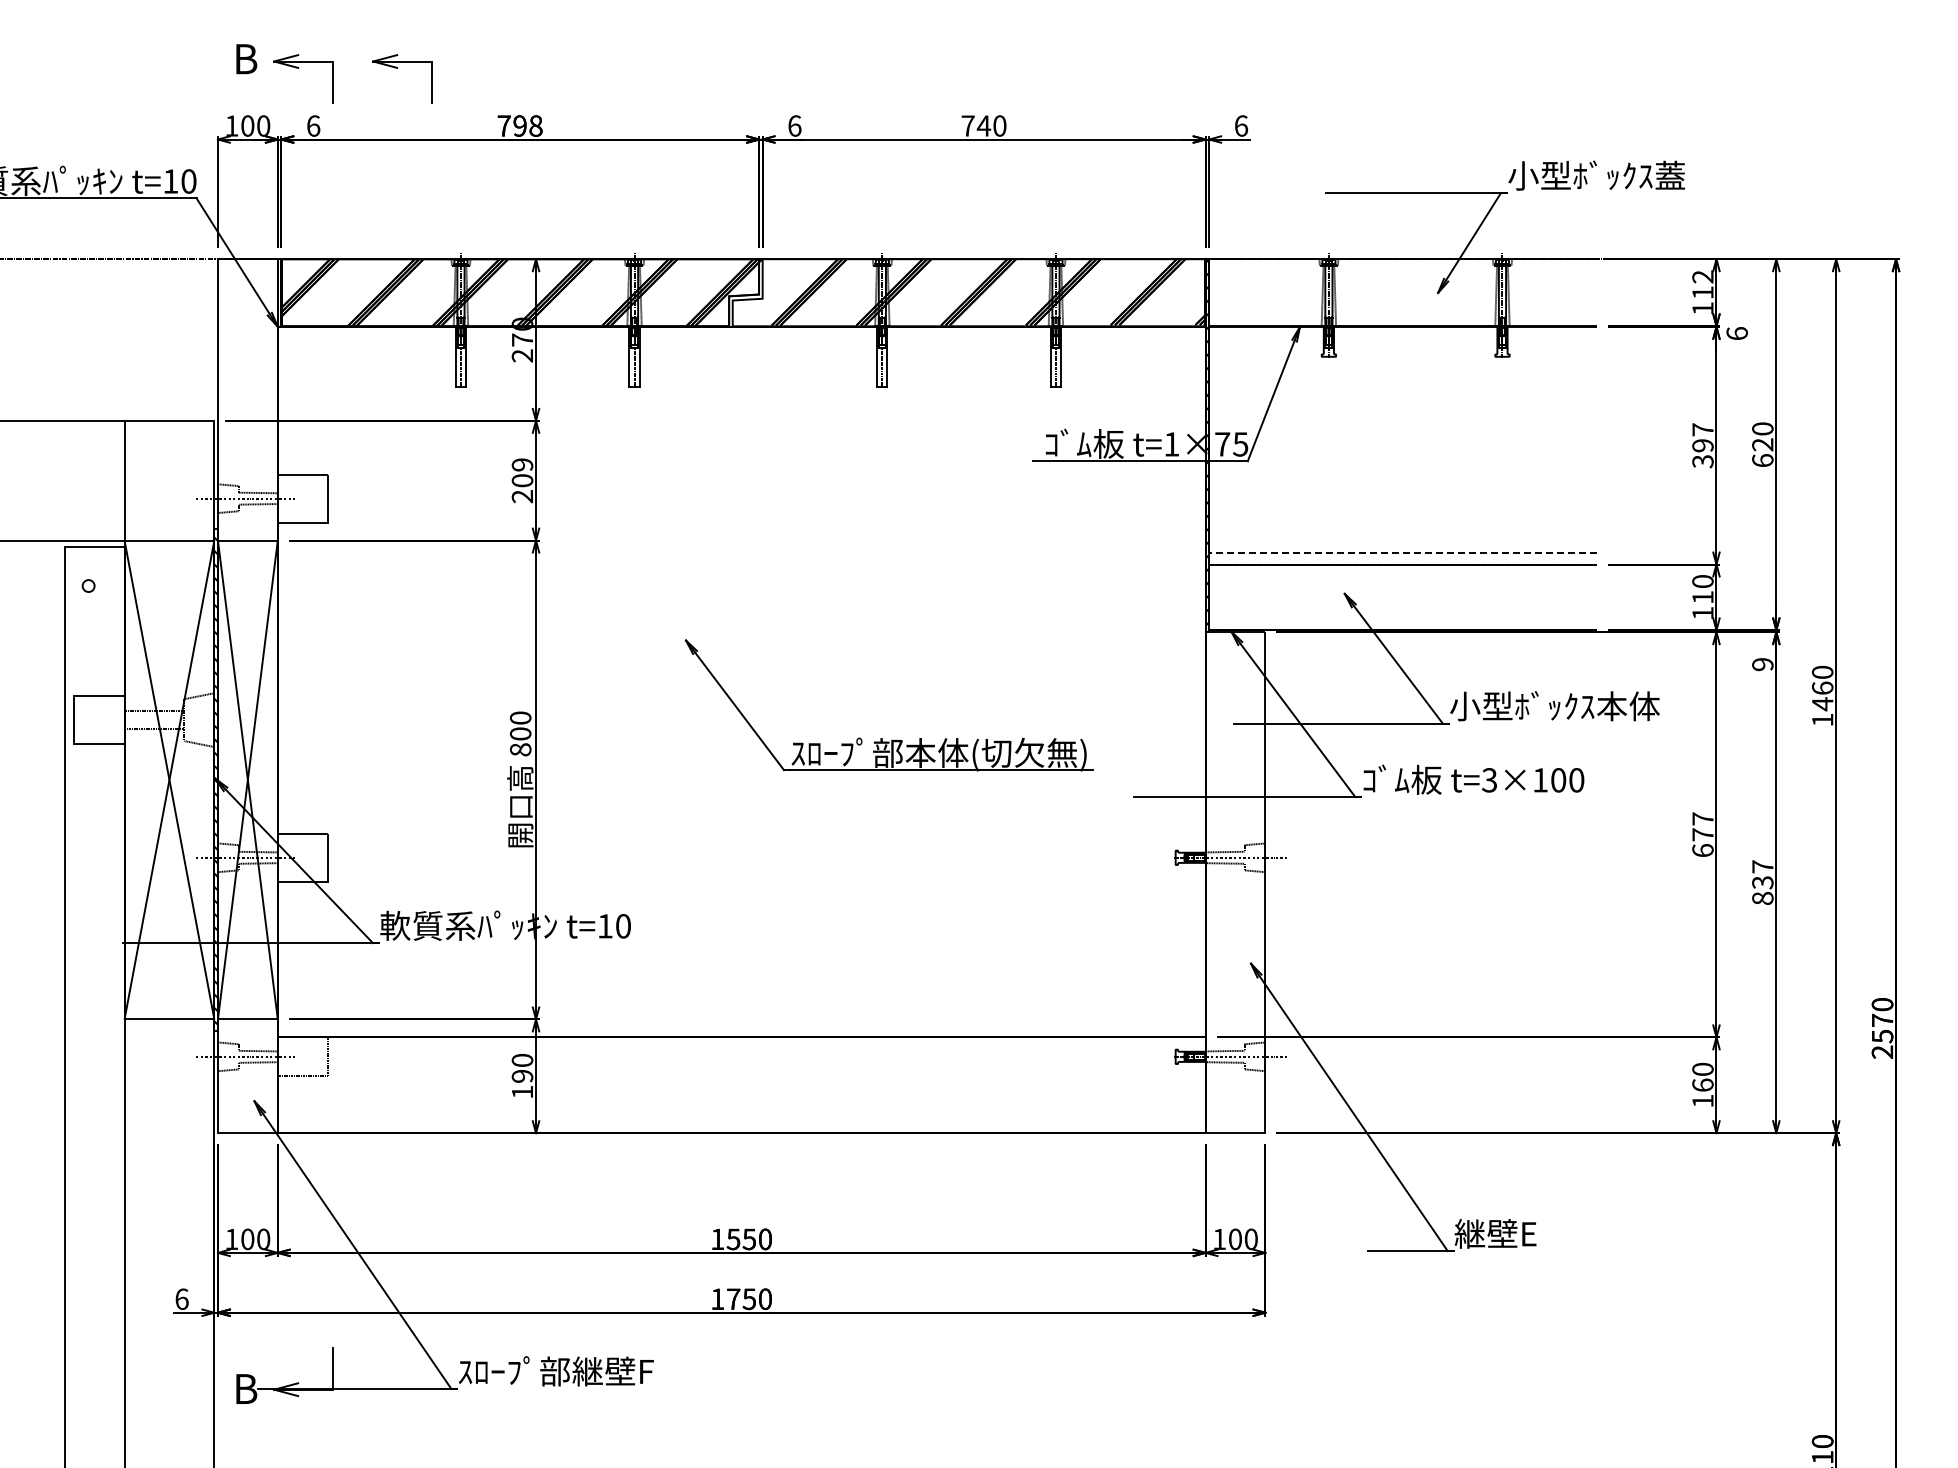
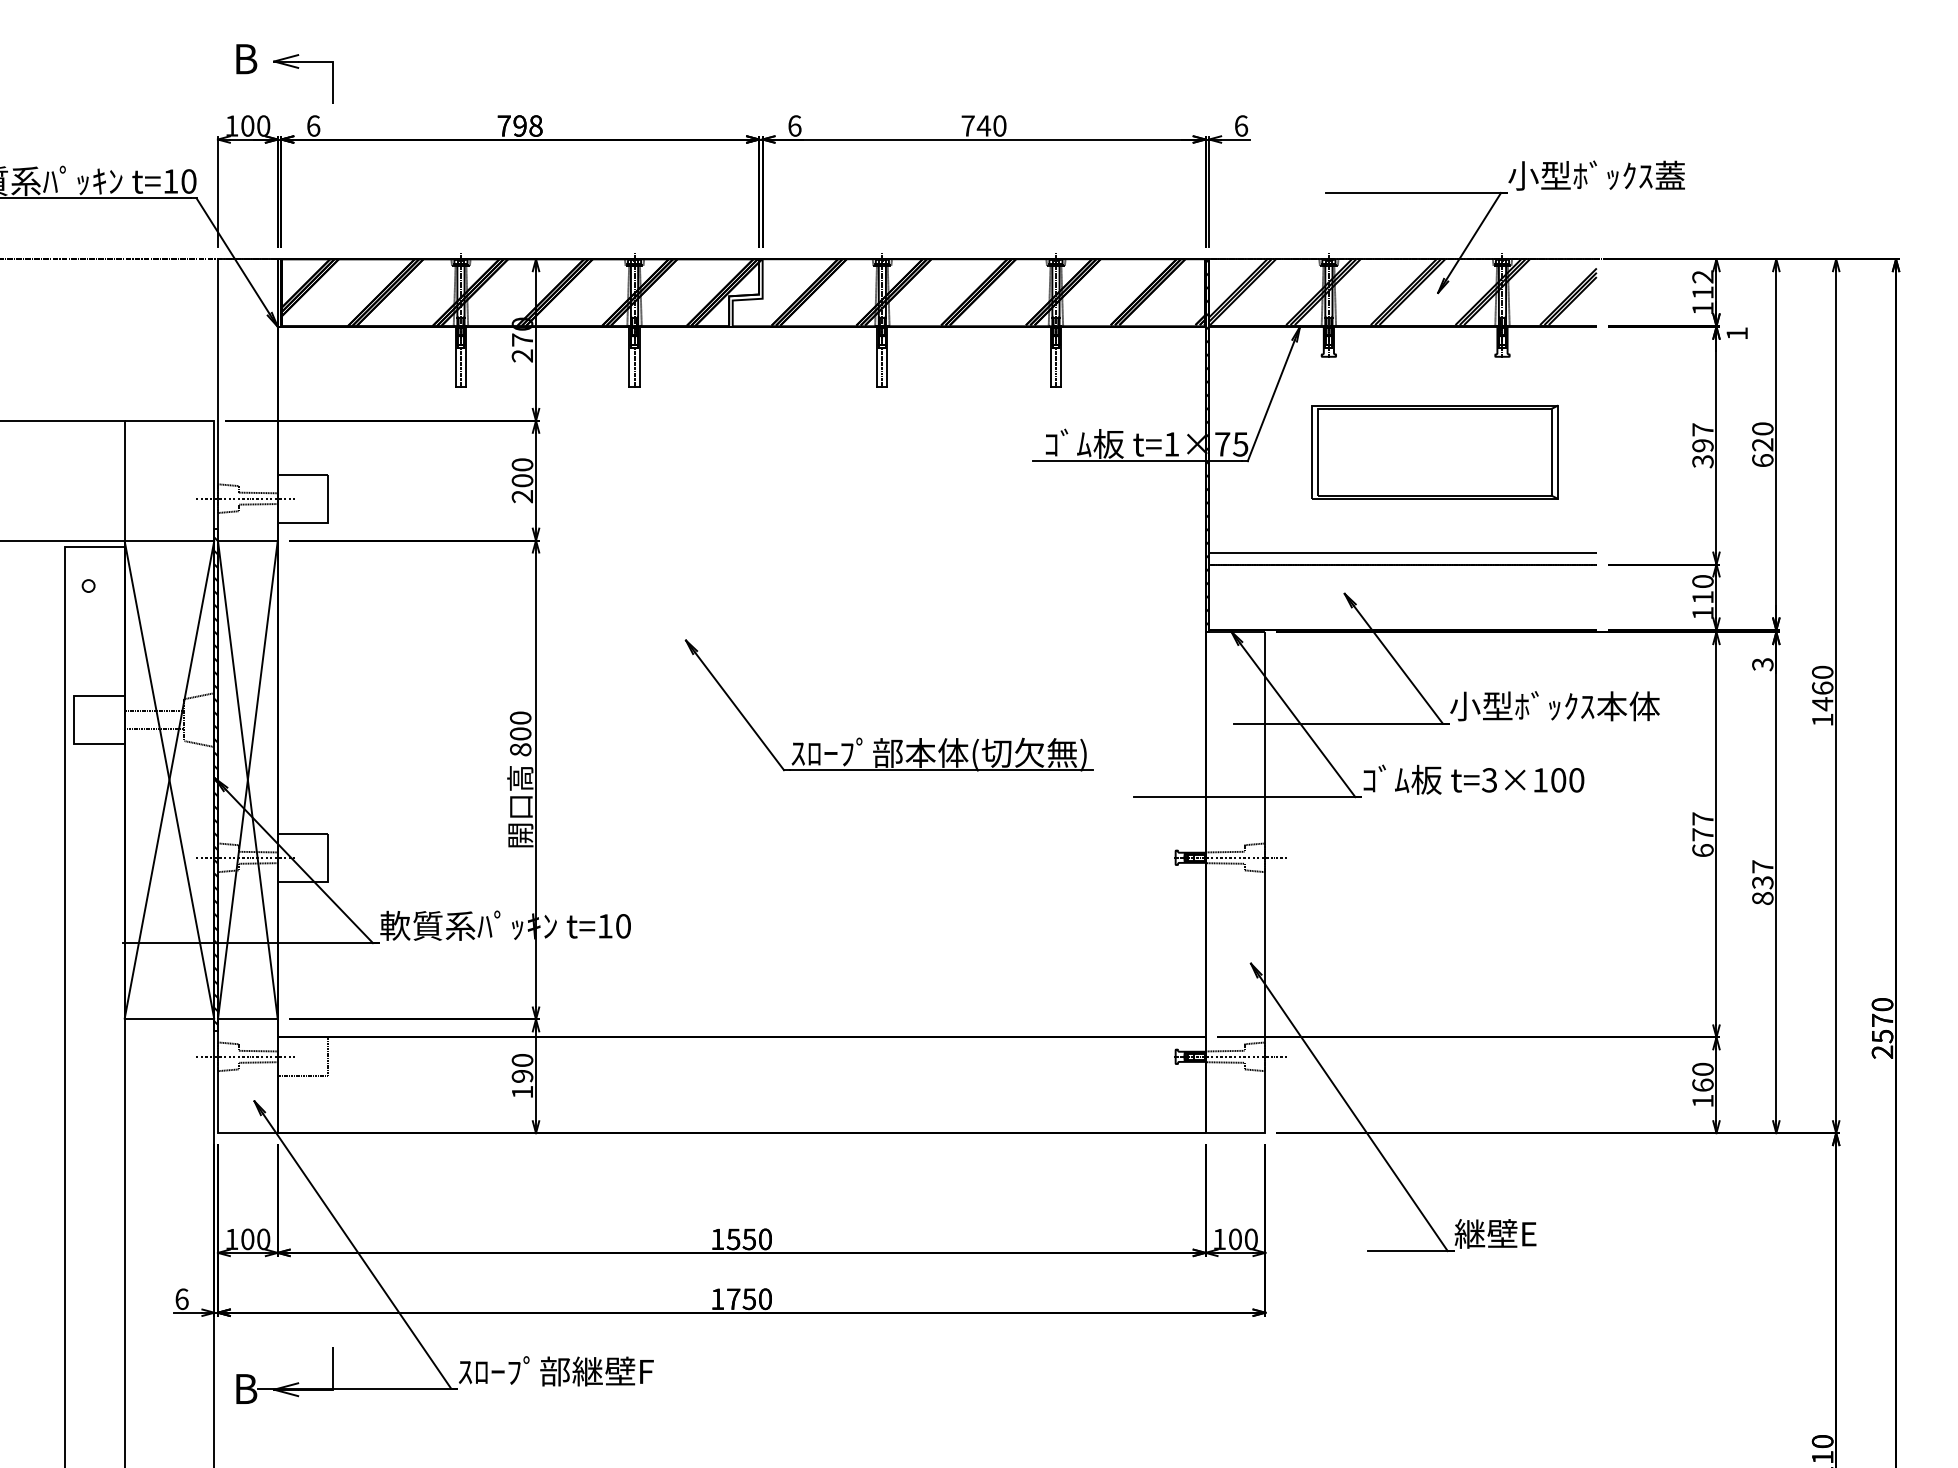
part: present -> none (397, 68)
hatch: none -> present (1402, 292)
text: 6 -> 1 (1736, 333)
part: none -> present (1434, 451)
text: 209 -> 200 (522, 464)
line: dashed -> solid (1402, 552)
text: 9 -> 3 (1762, 664)
